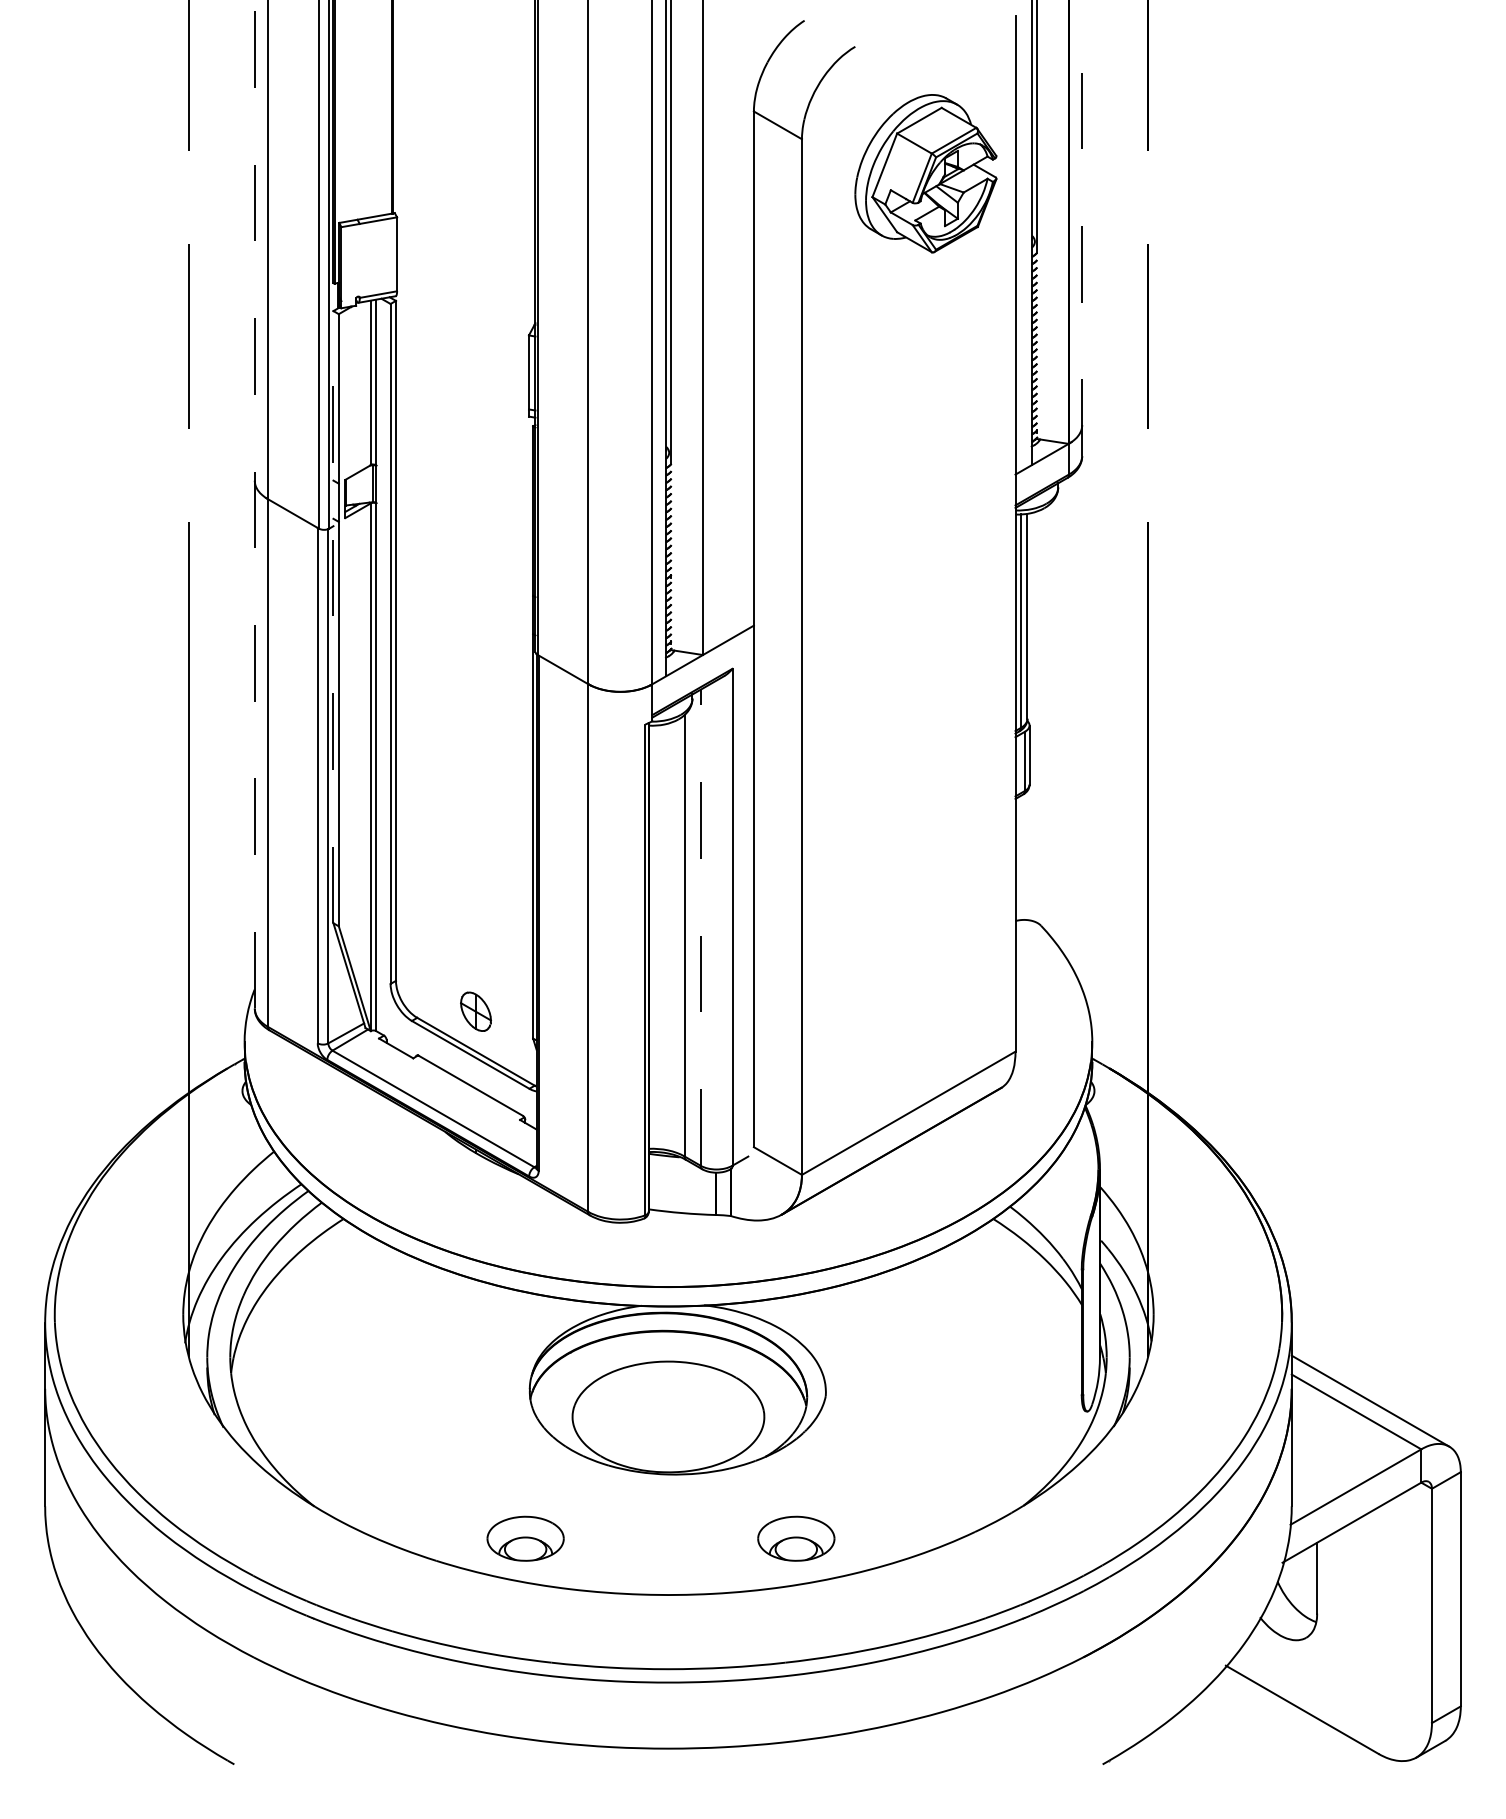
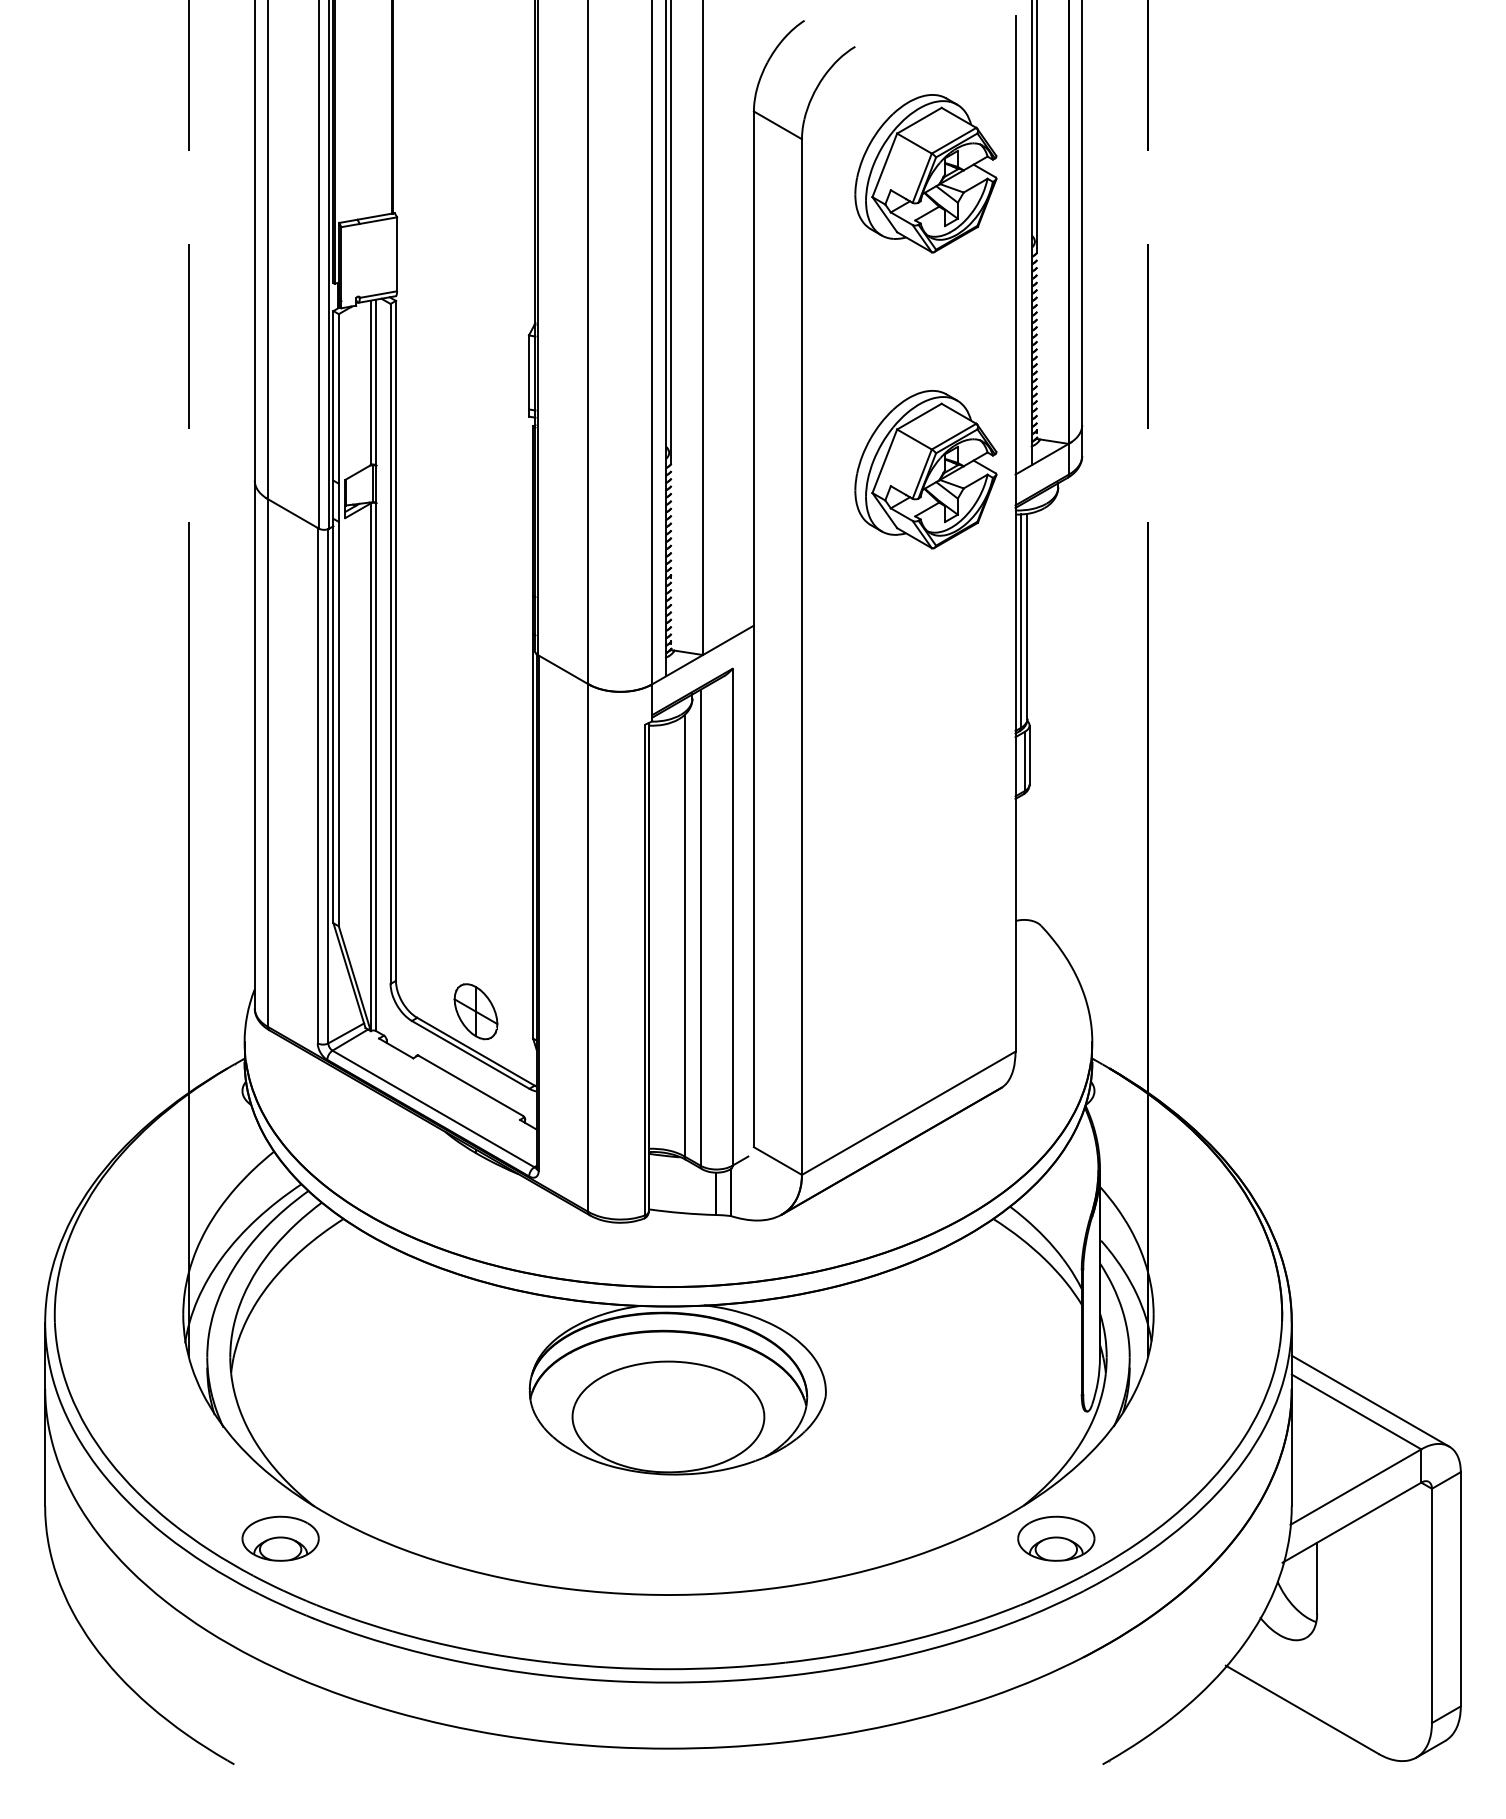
line: dashed -> solid (1082, 227)
part: none -> present (925, 469)
line: dashed -> solid (254, 503)
line: dashed -> solid (333, 616)
line: dashed -> solid (700, 927)
part size: 32x41 px -> 46x58 px (475, 1011)
part position: (525, 1538) -> (280, 1538) (280, 1538)
part position: (796, 1538) -> (1056, 1538) (1056, 1538)
